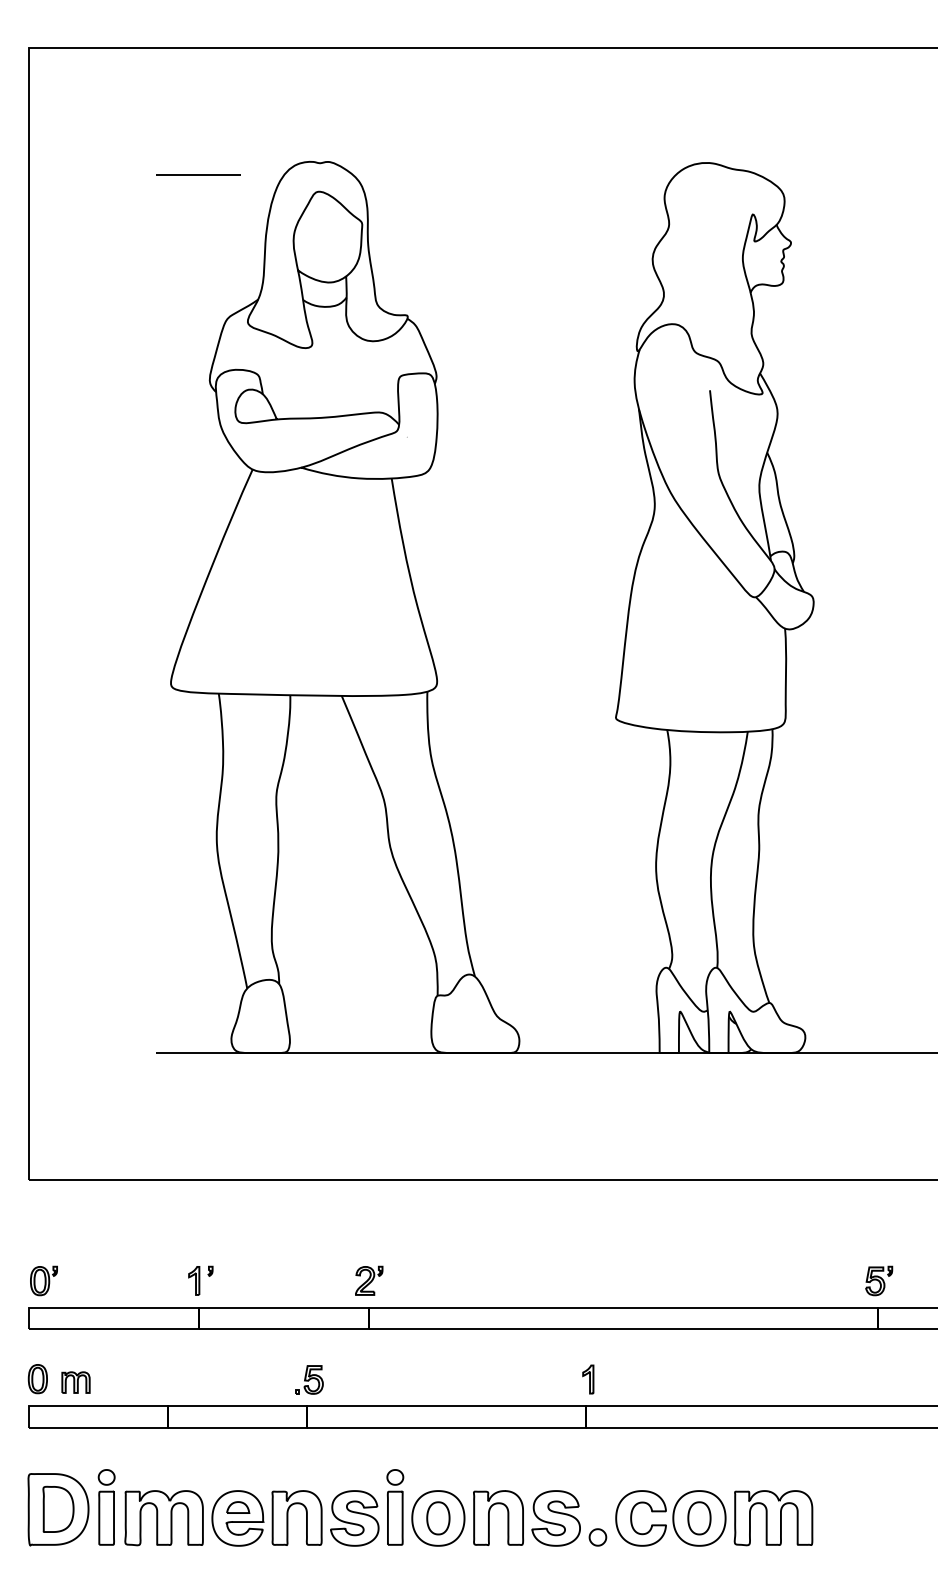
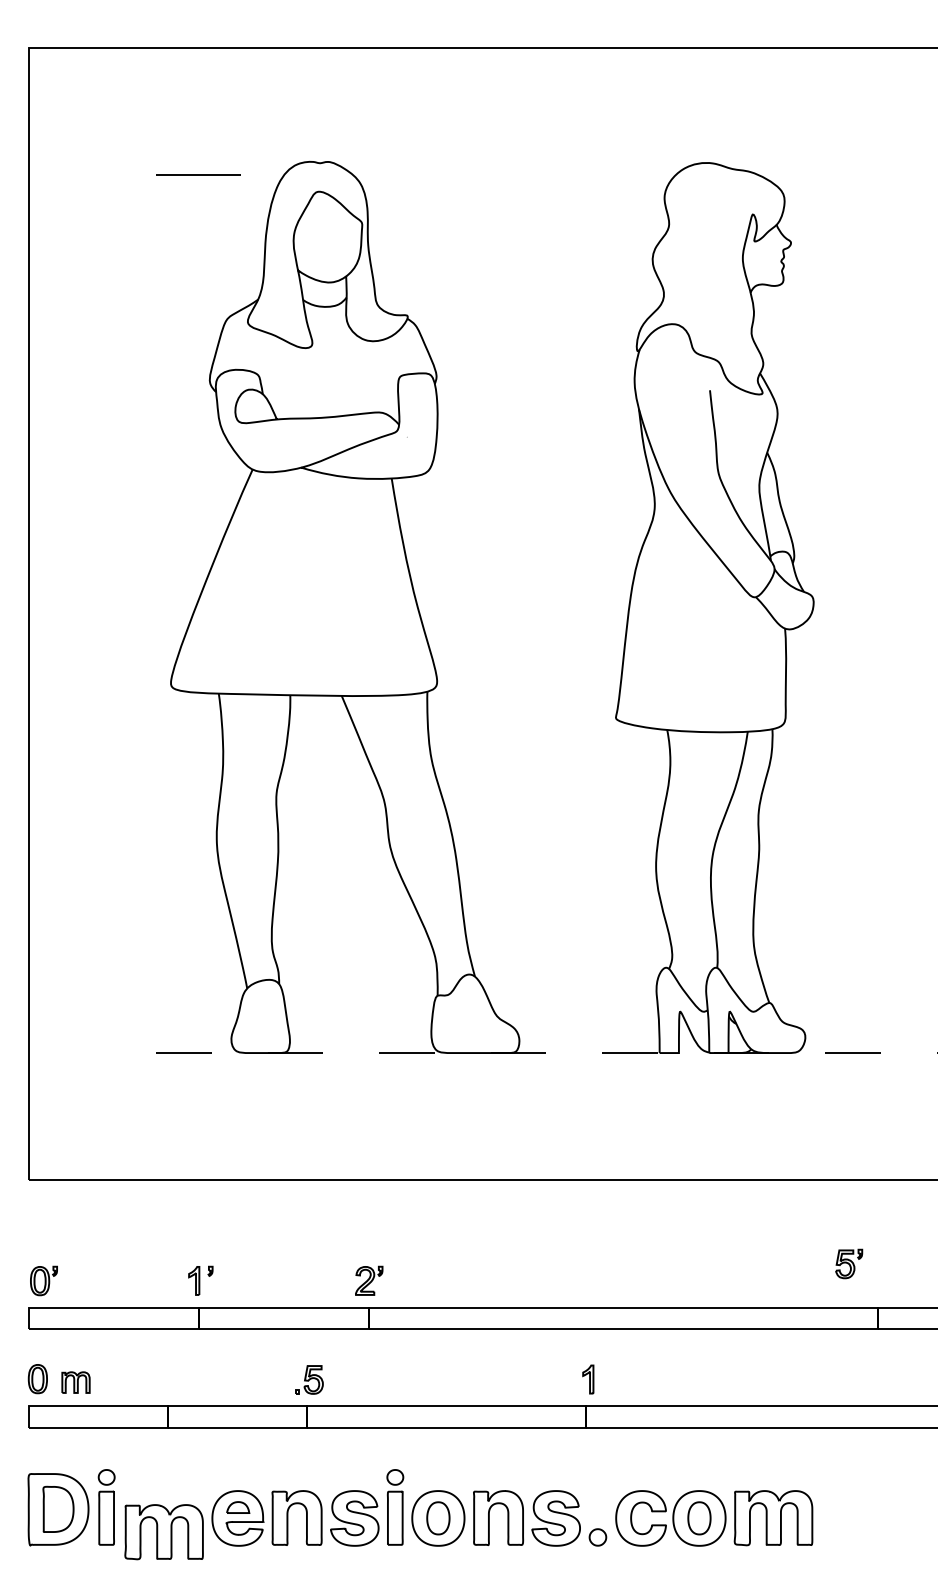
line: solid -> dashed (546, 1053)
part position: (879, 1280) -> (849, 1263) (849, 1263)
part position: (163, 1518) -> (163, 1532) (163, 1532)
